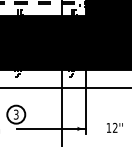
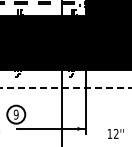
line: solid -> dashed (65, 87)
text: 3 -> 9 (15, 114)
text position: (114, 127) -> (115, 133) (115, 133)
